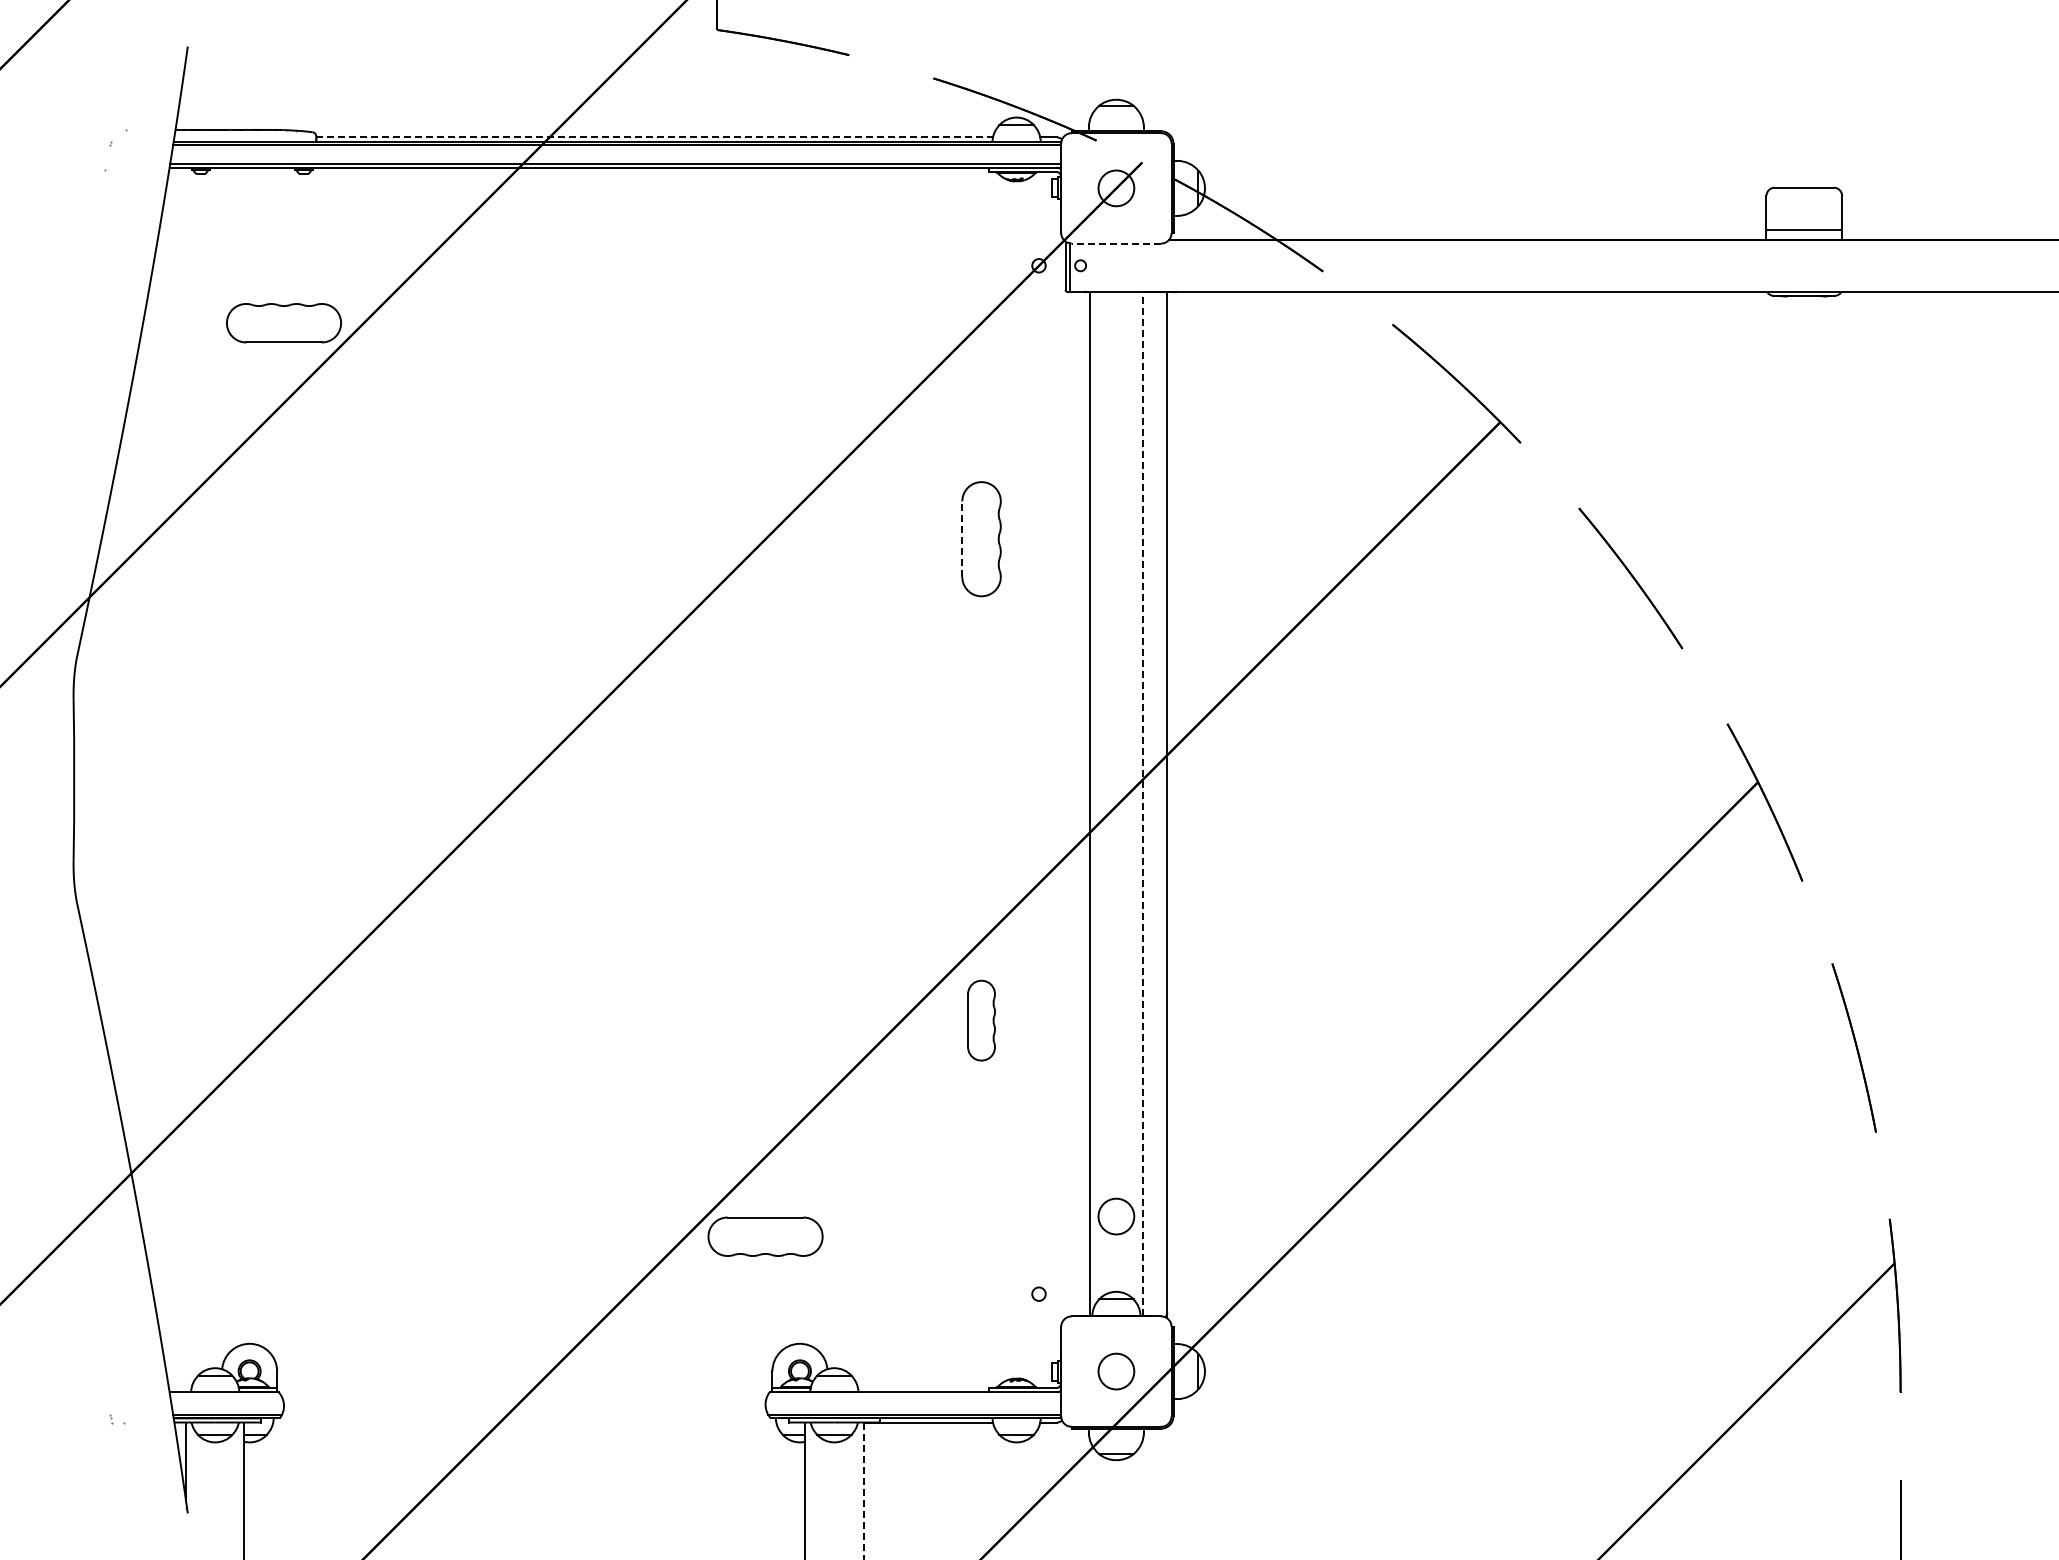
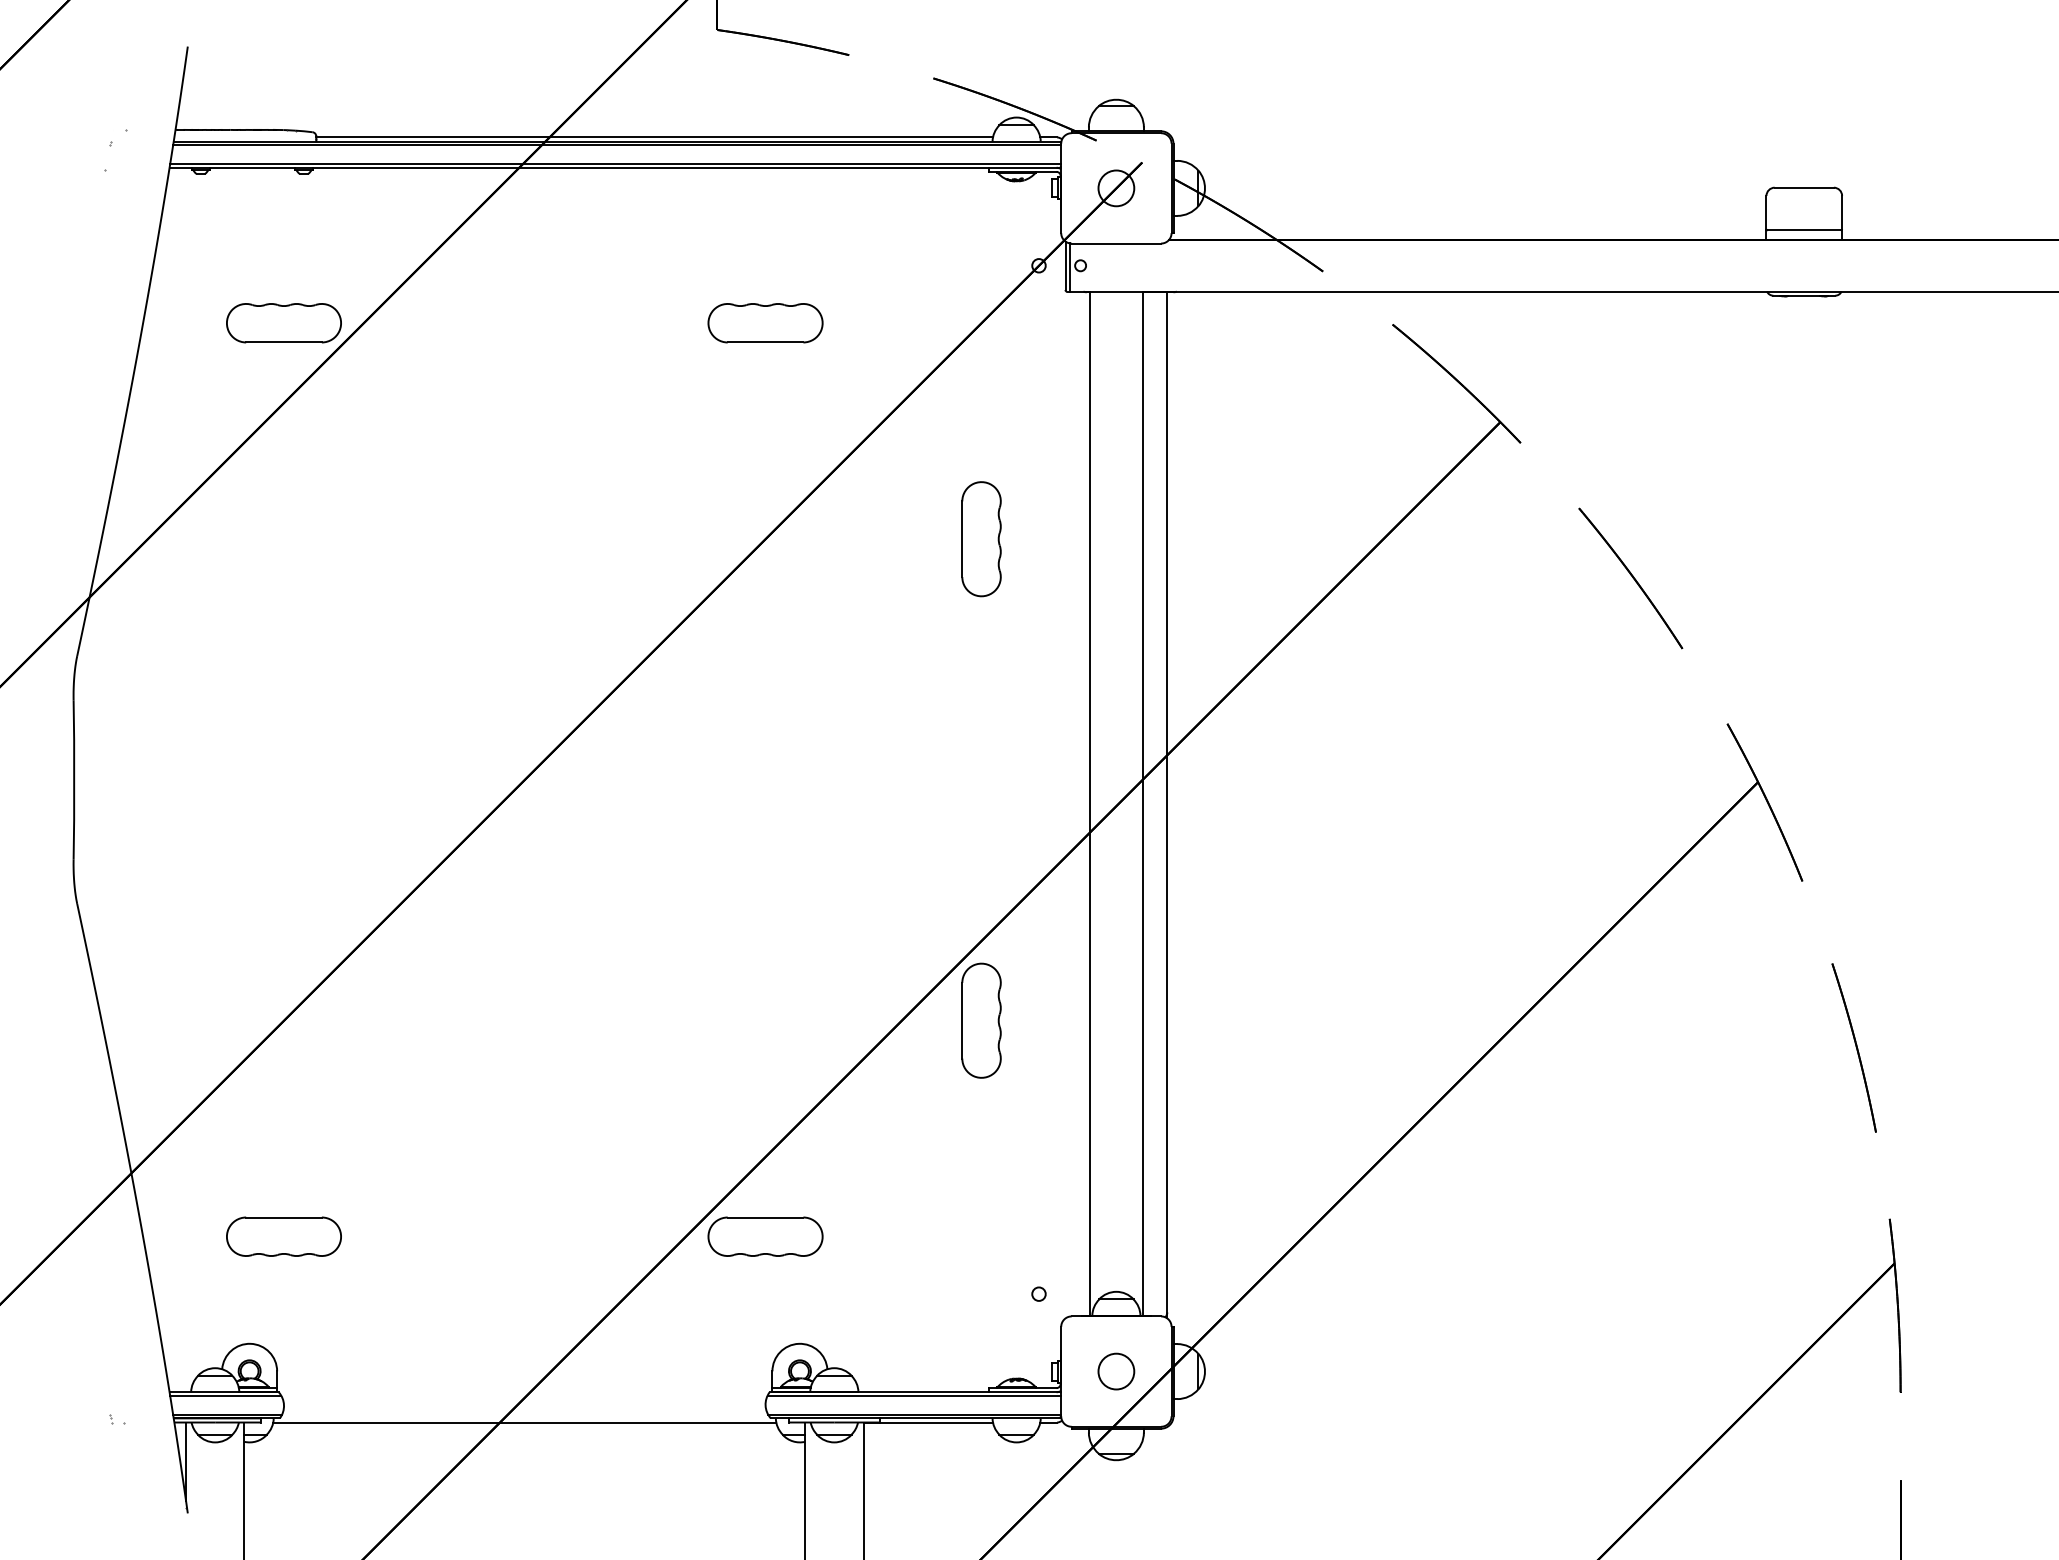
line: dashed -> solid (655, 137)
line: dashed -> solid (1116, 243)
part: none -> present (765, 323)
line: dashed -> solid (962, 539)
line: dashed -> solid (1142, 803)
part size: 29x83 px -> 41x117 px (981, 1020)
circle: present -> none (1116, 1216)
part: none -> present (283, 1236)
line: none -> present (225, 1395)
line: none -> present (914, 1395)
line: none -> present (524, 1422)
line: dashed -> solid (863, 1491)
